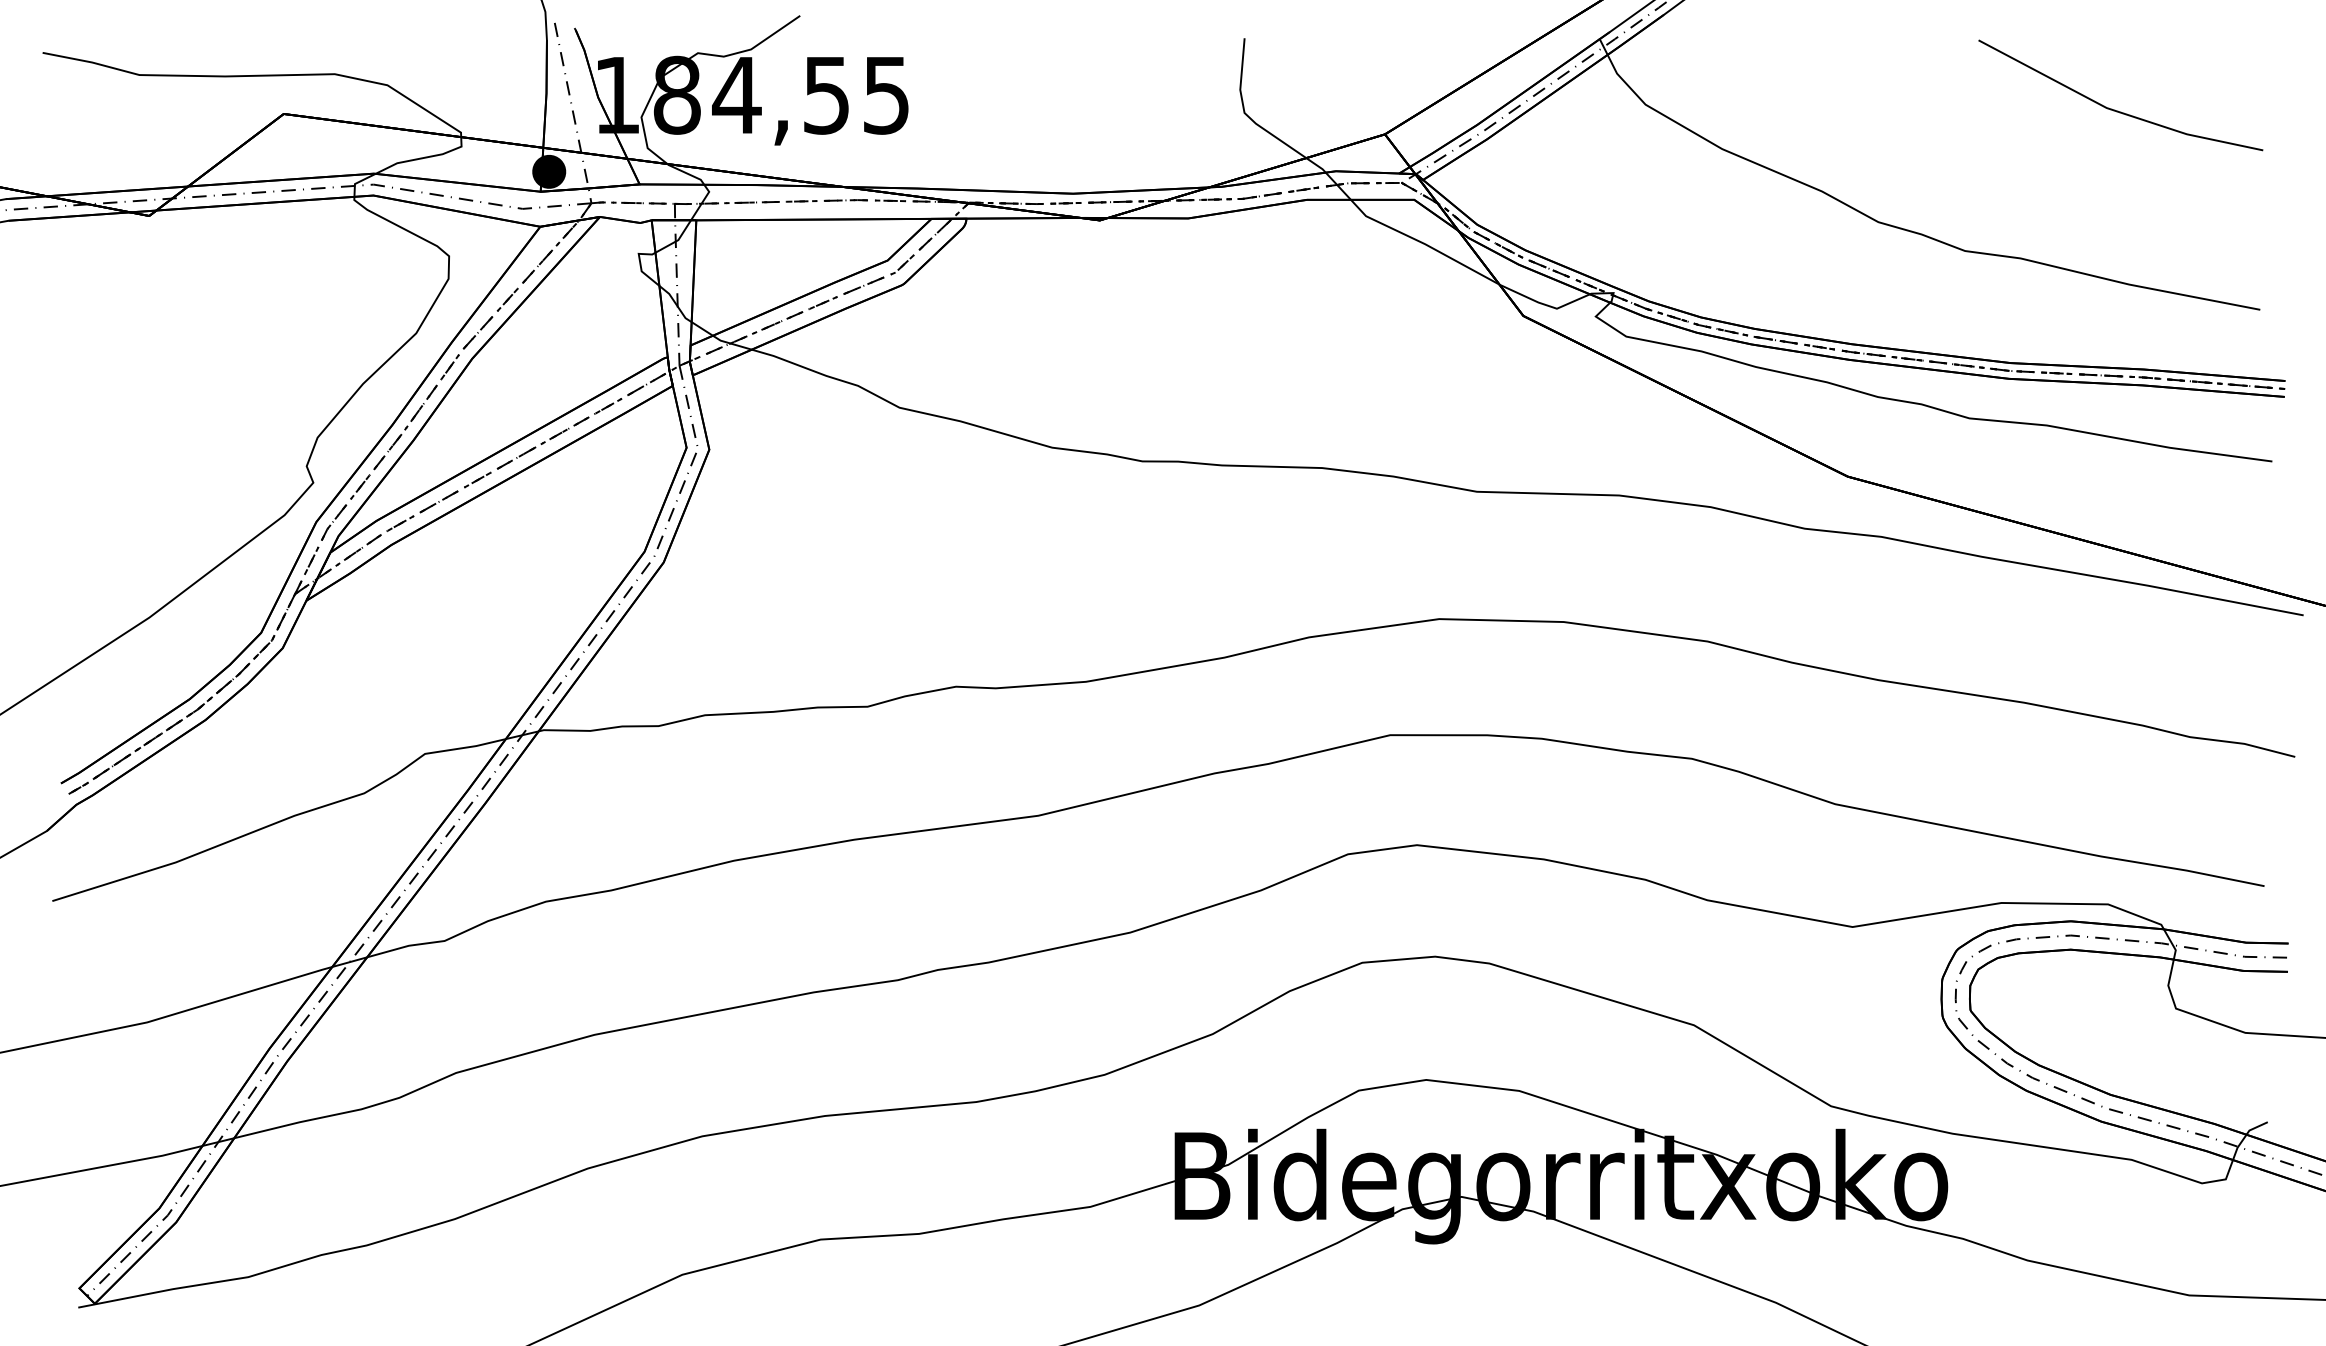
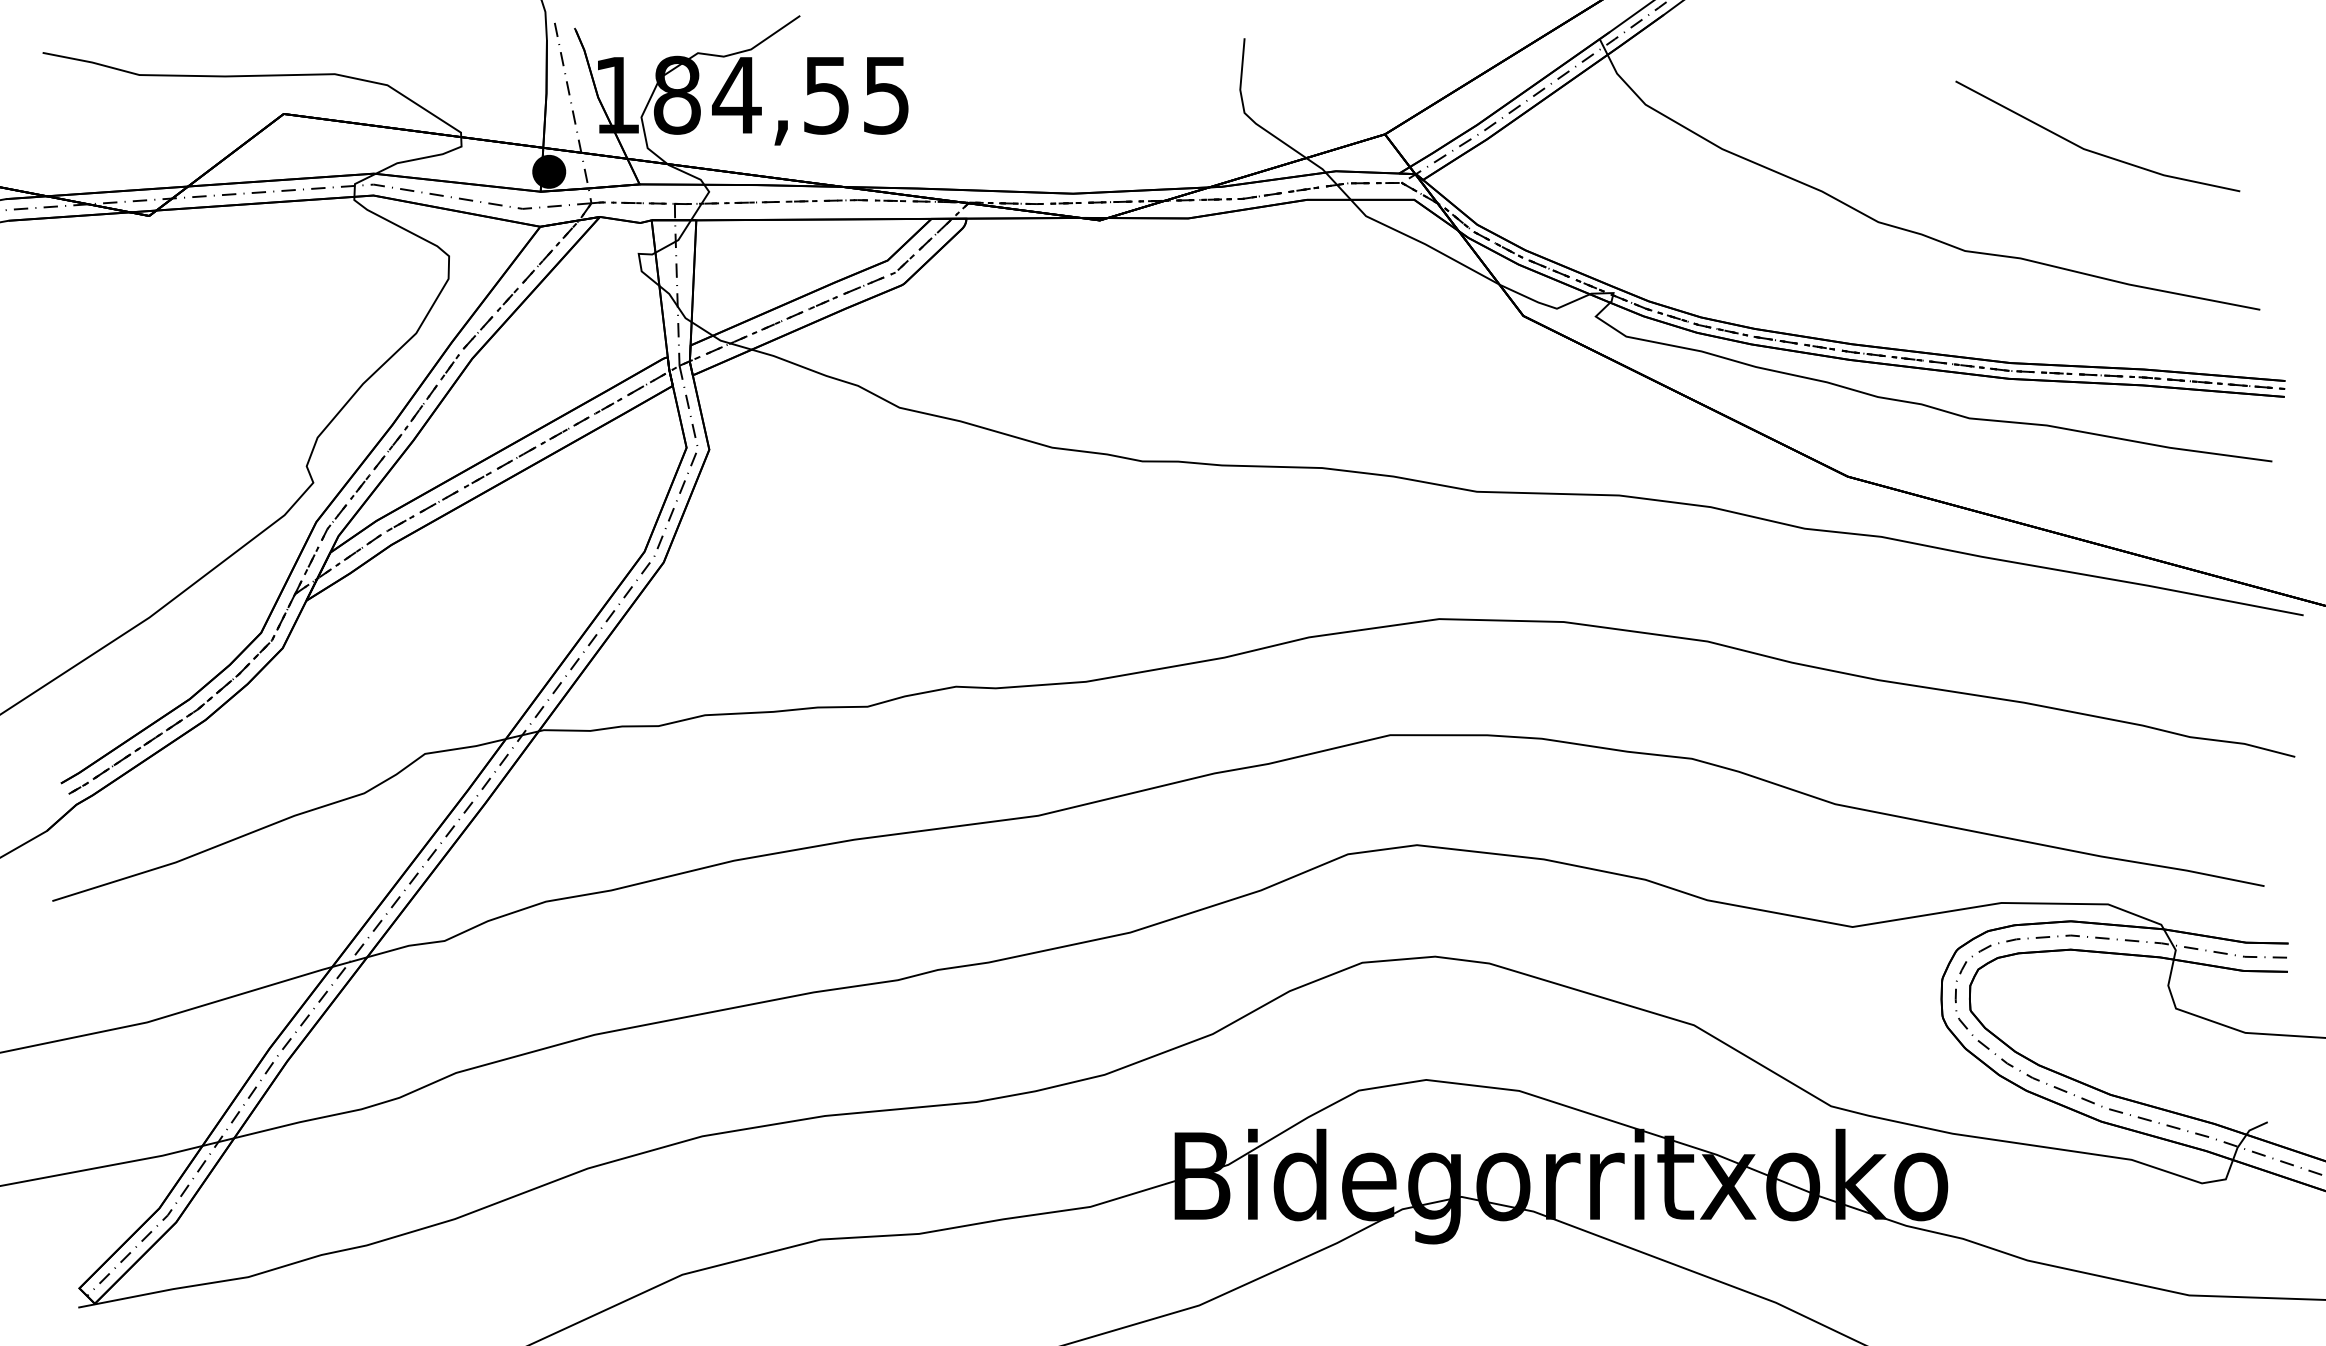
line position: (2118, 110) -> (2095, 151) (2095, 151)
